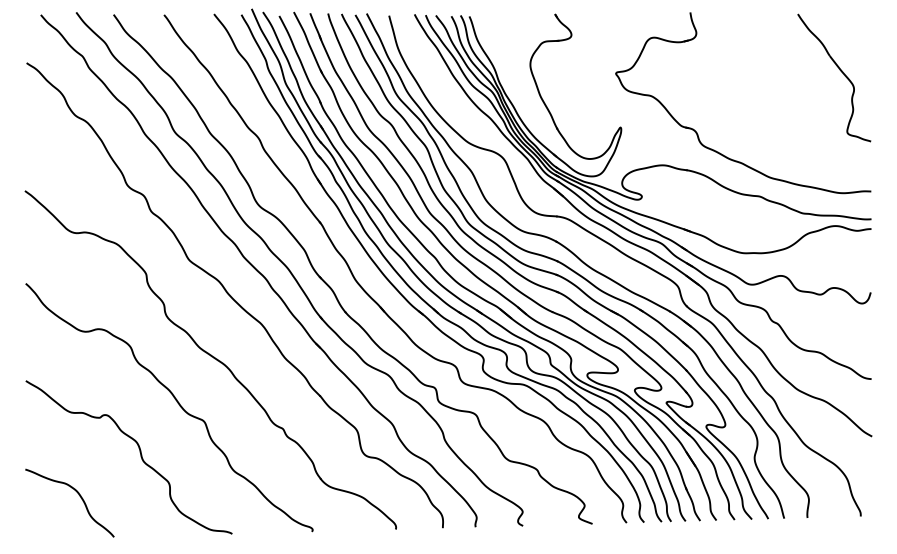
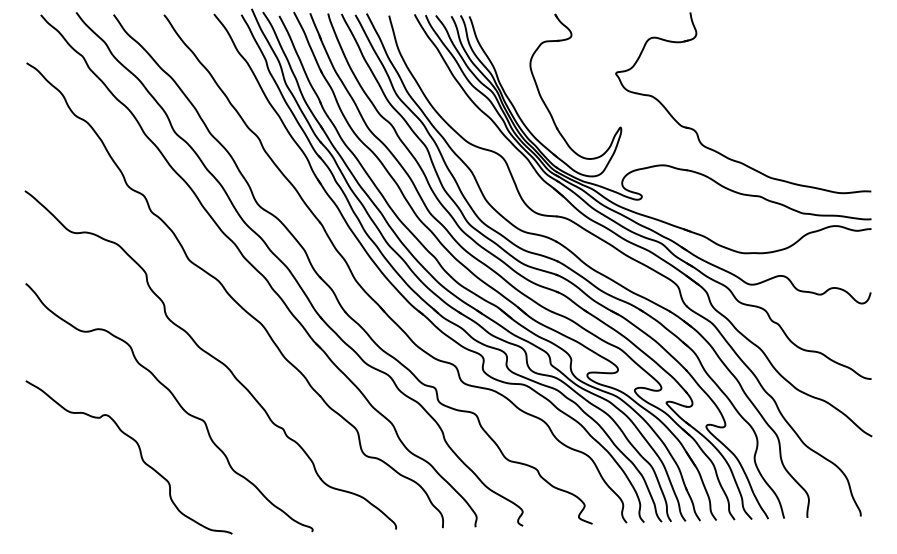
part: present -> none (840, 71)
curve: present -> none (79, 496)
